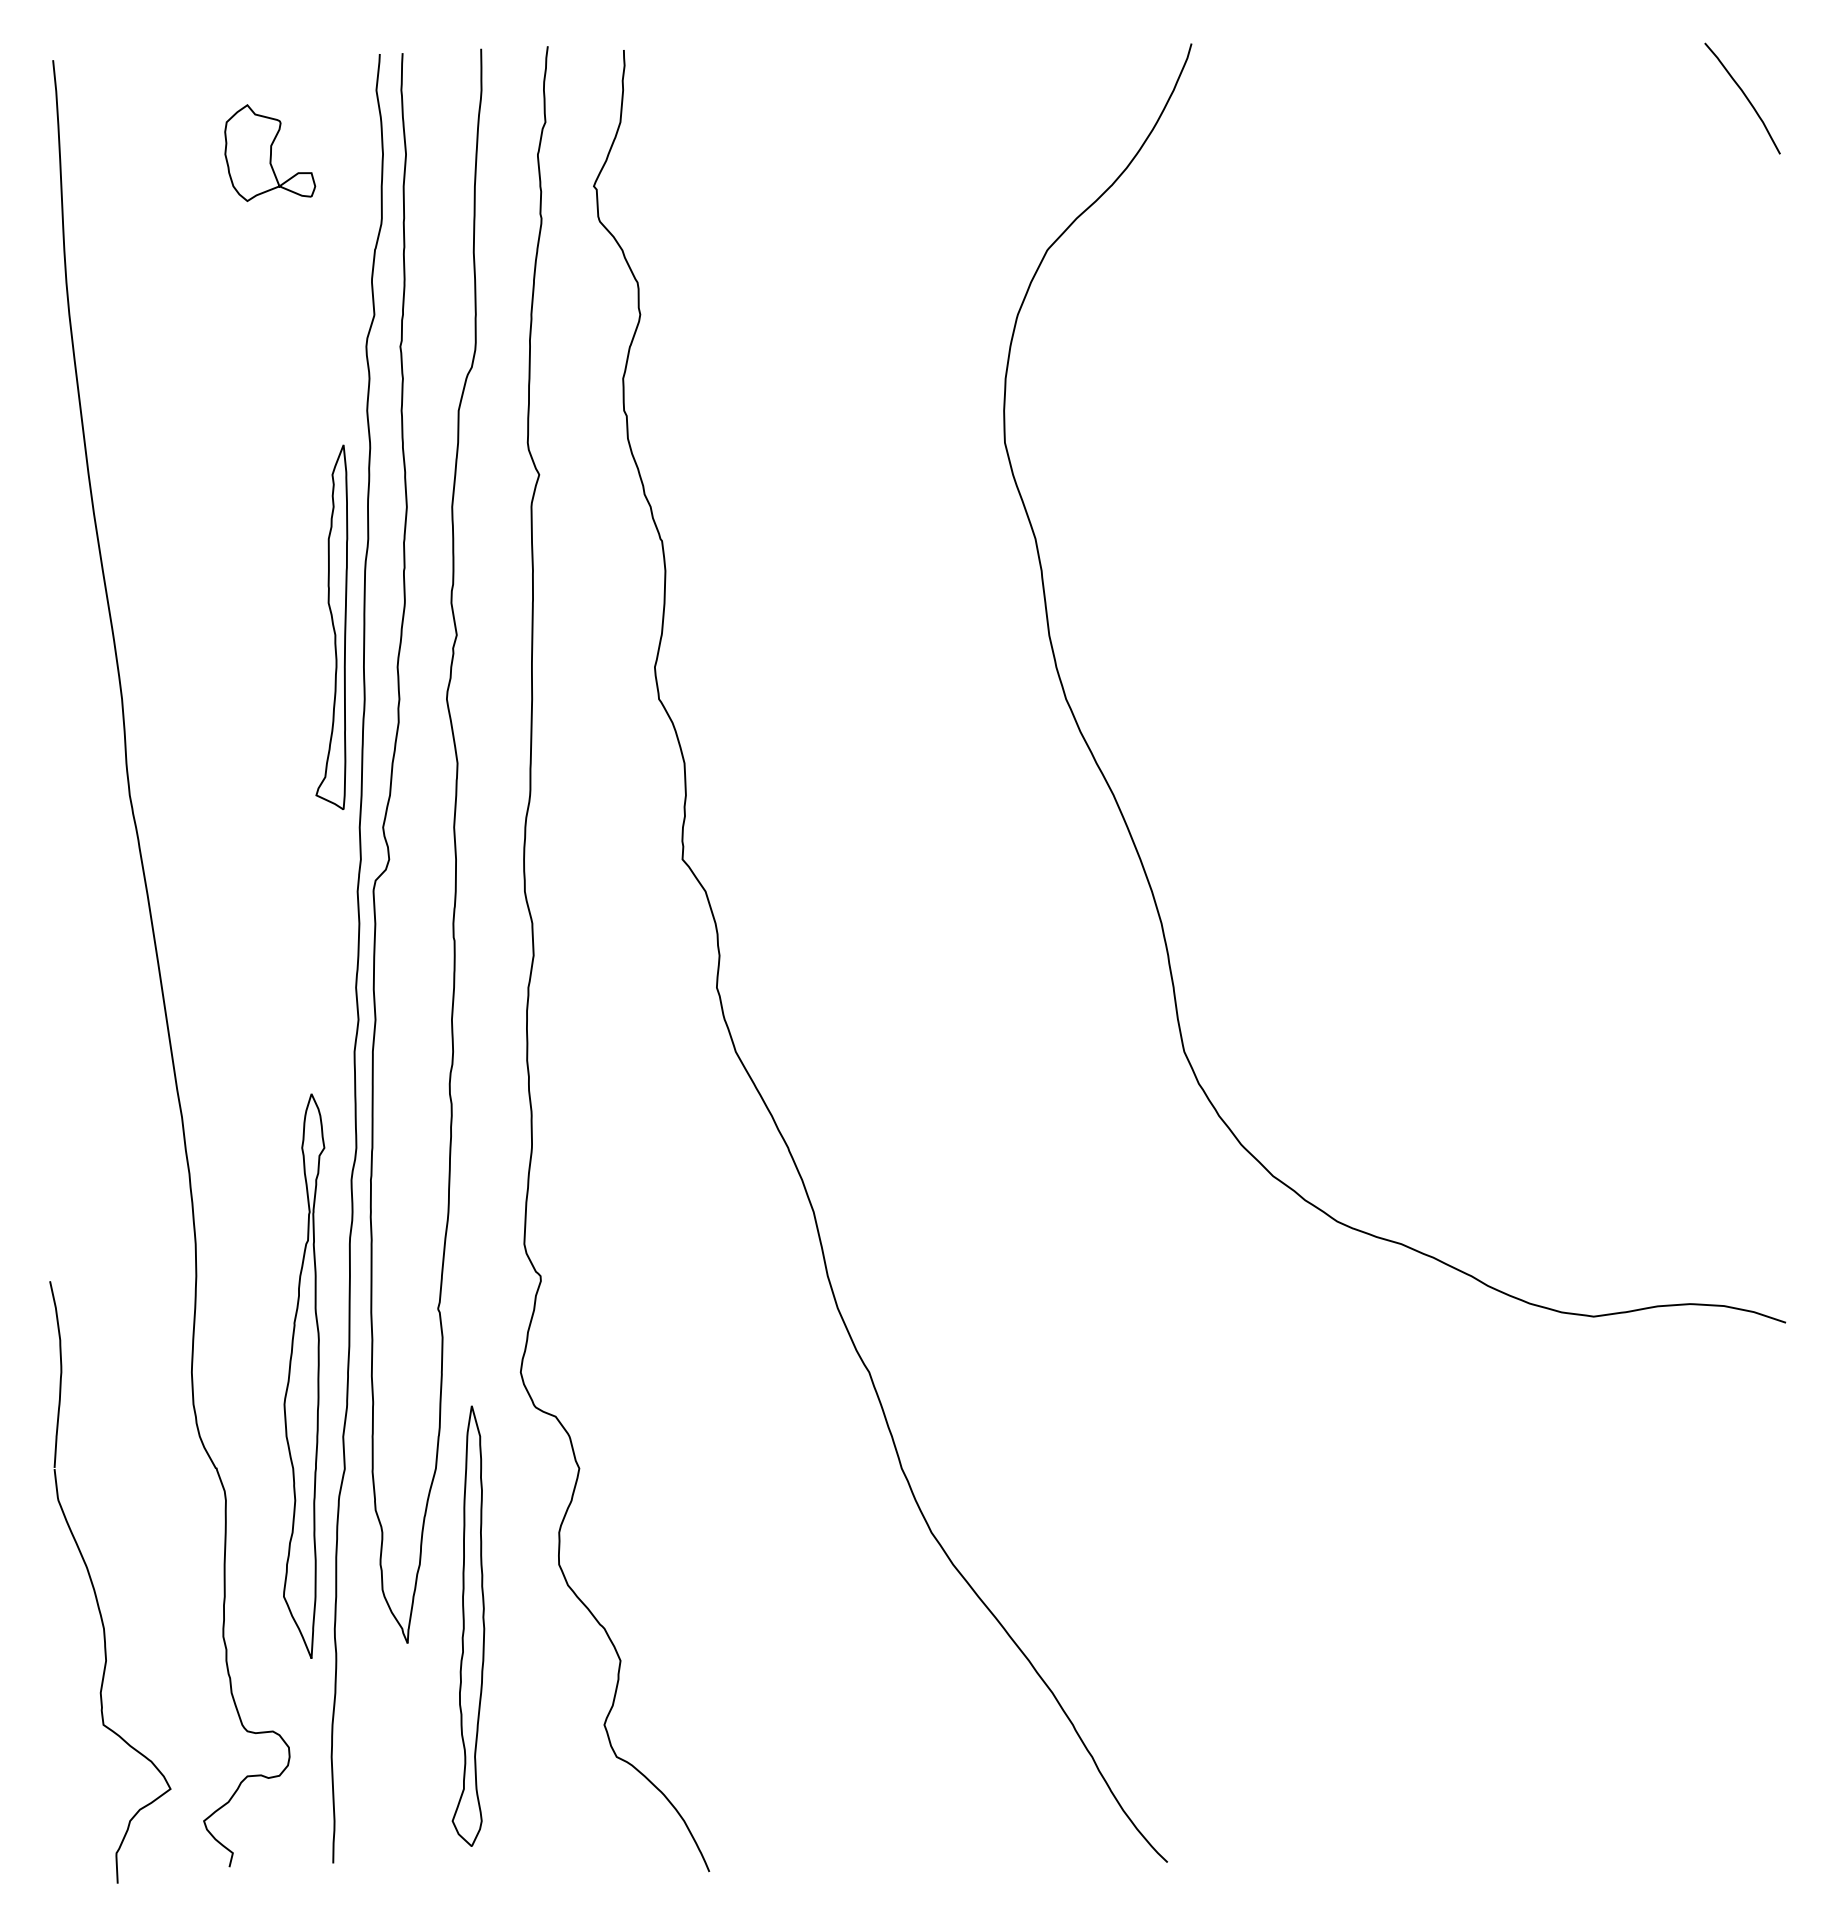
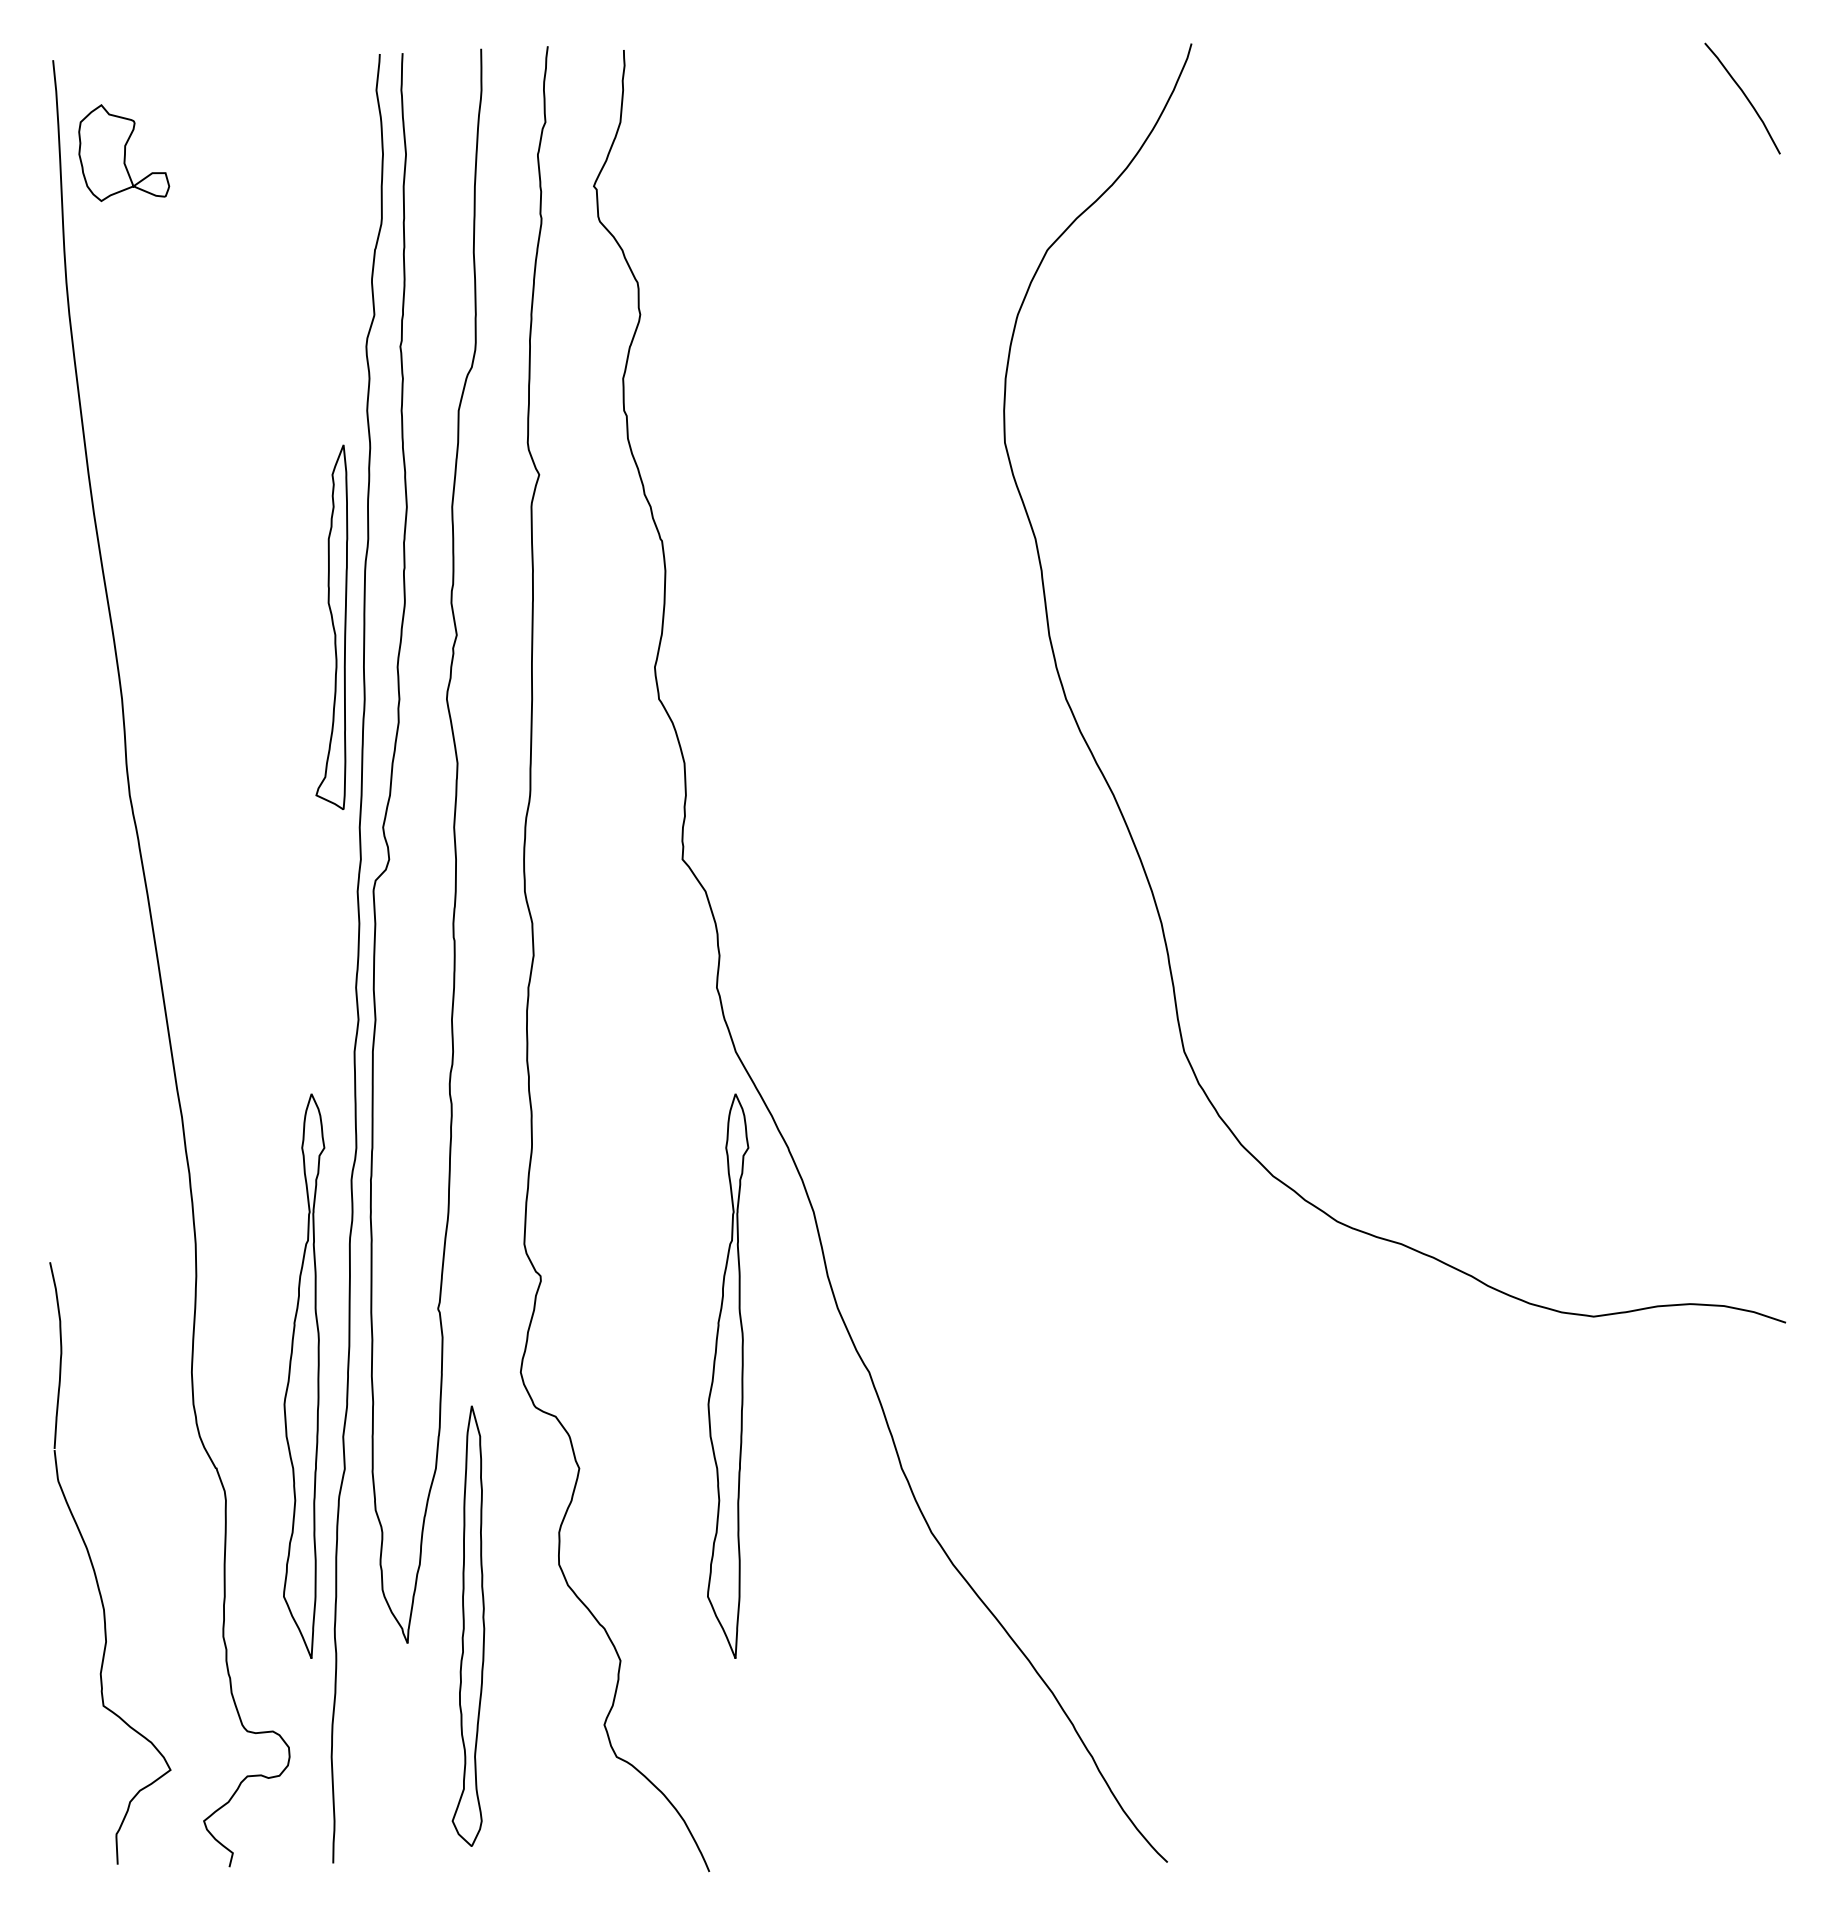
part position: (270, 152) -> (124, 152) (124, 152)
part: none -> present (728, 1375)
part position: (94, 1586) -> (94, 1567) (94, 1567)
